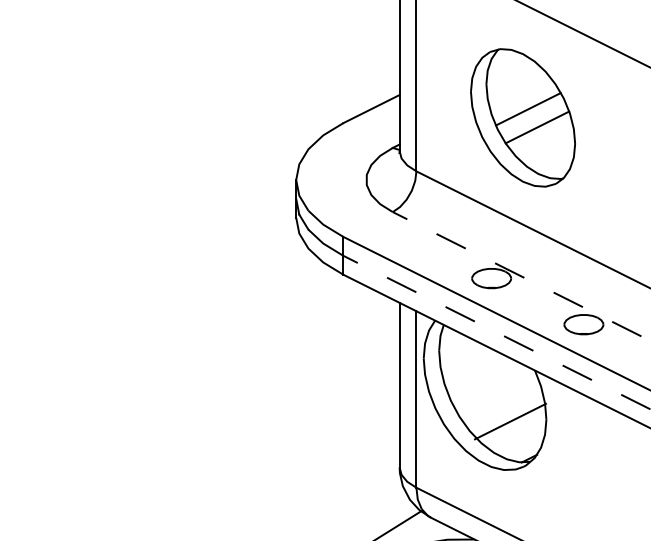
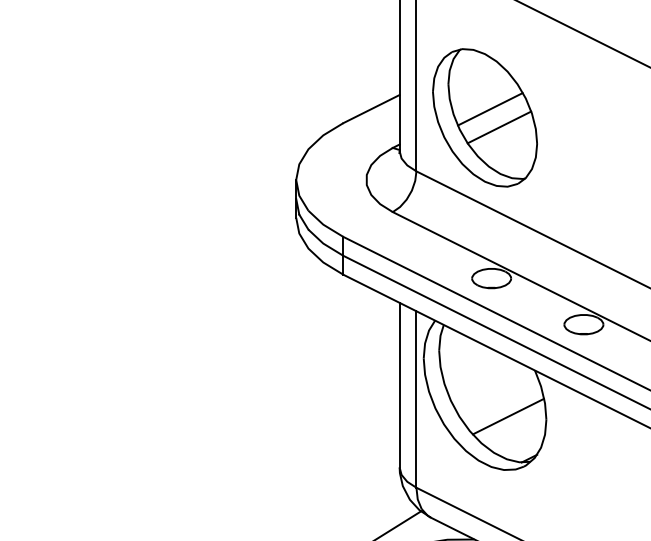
part position: (522, 117) -> (484, 117) (484, 117)
line: dashed -> solid (521, 276)
line: dashed -> solid (496, 332)
line position: (509, 421) -> (507, 416) (507, 416)
